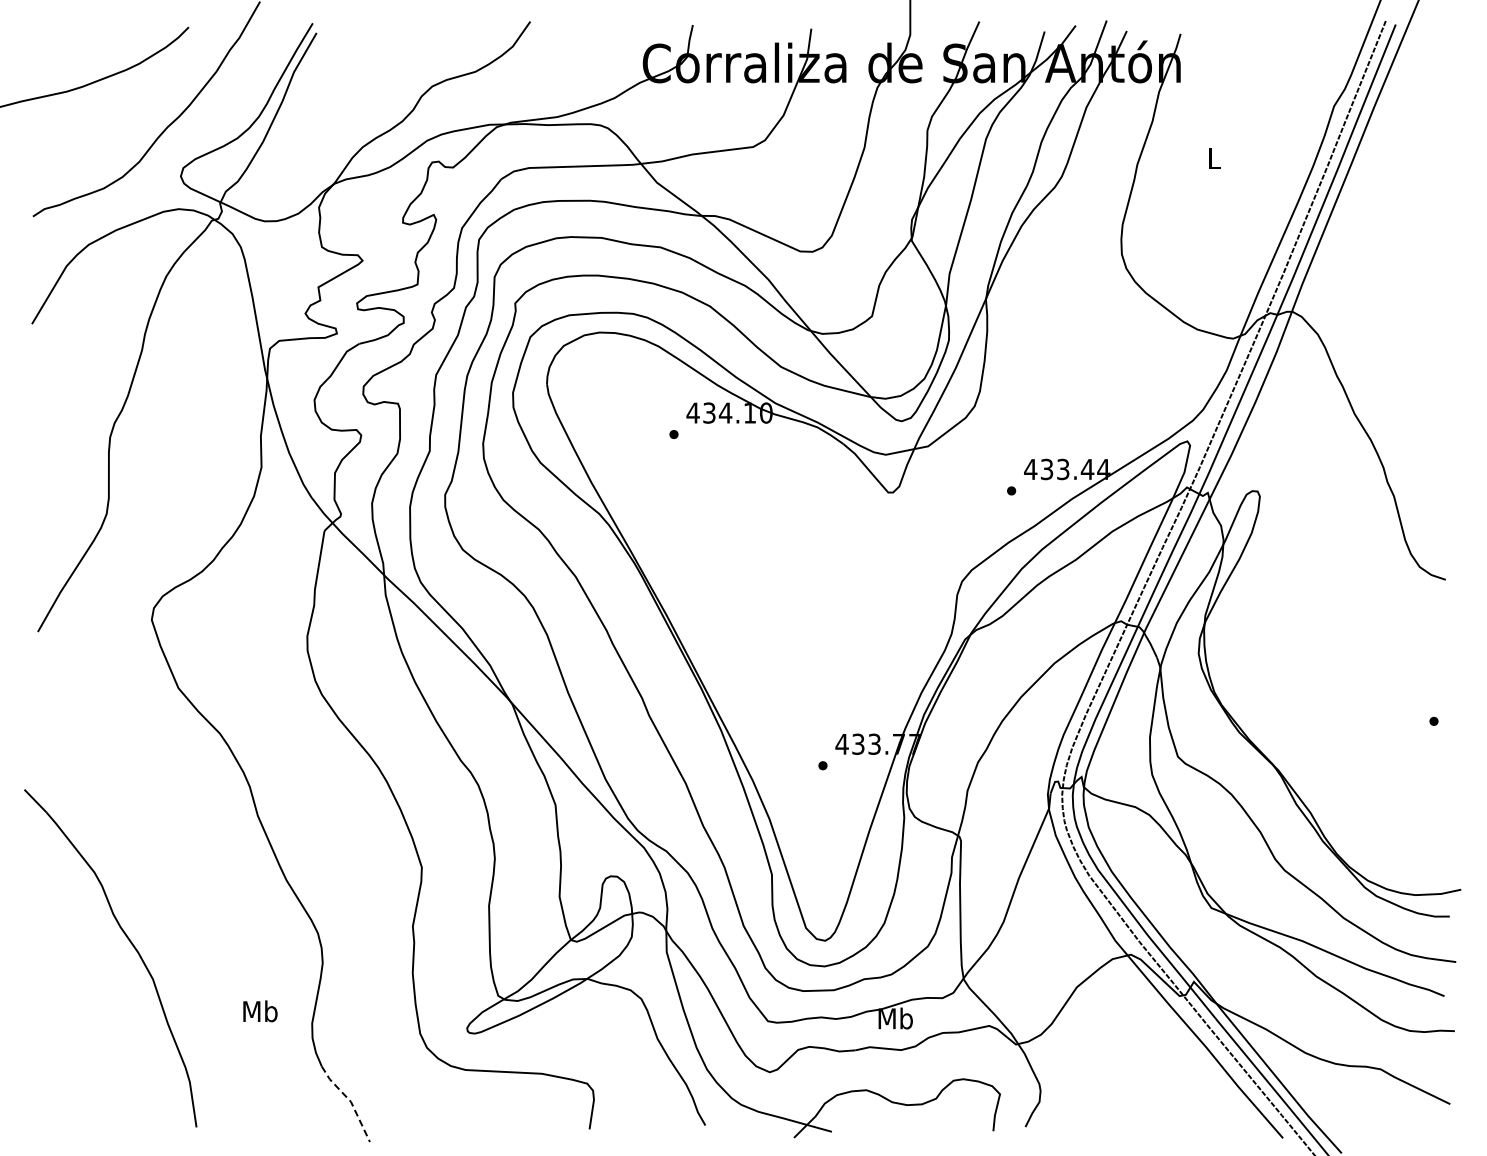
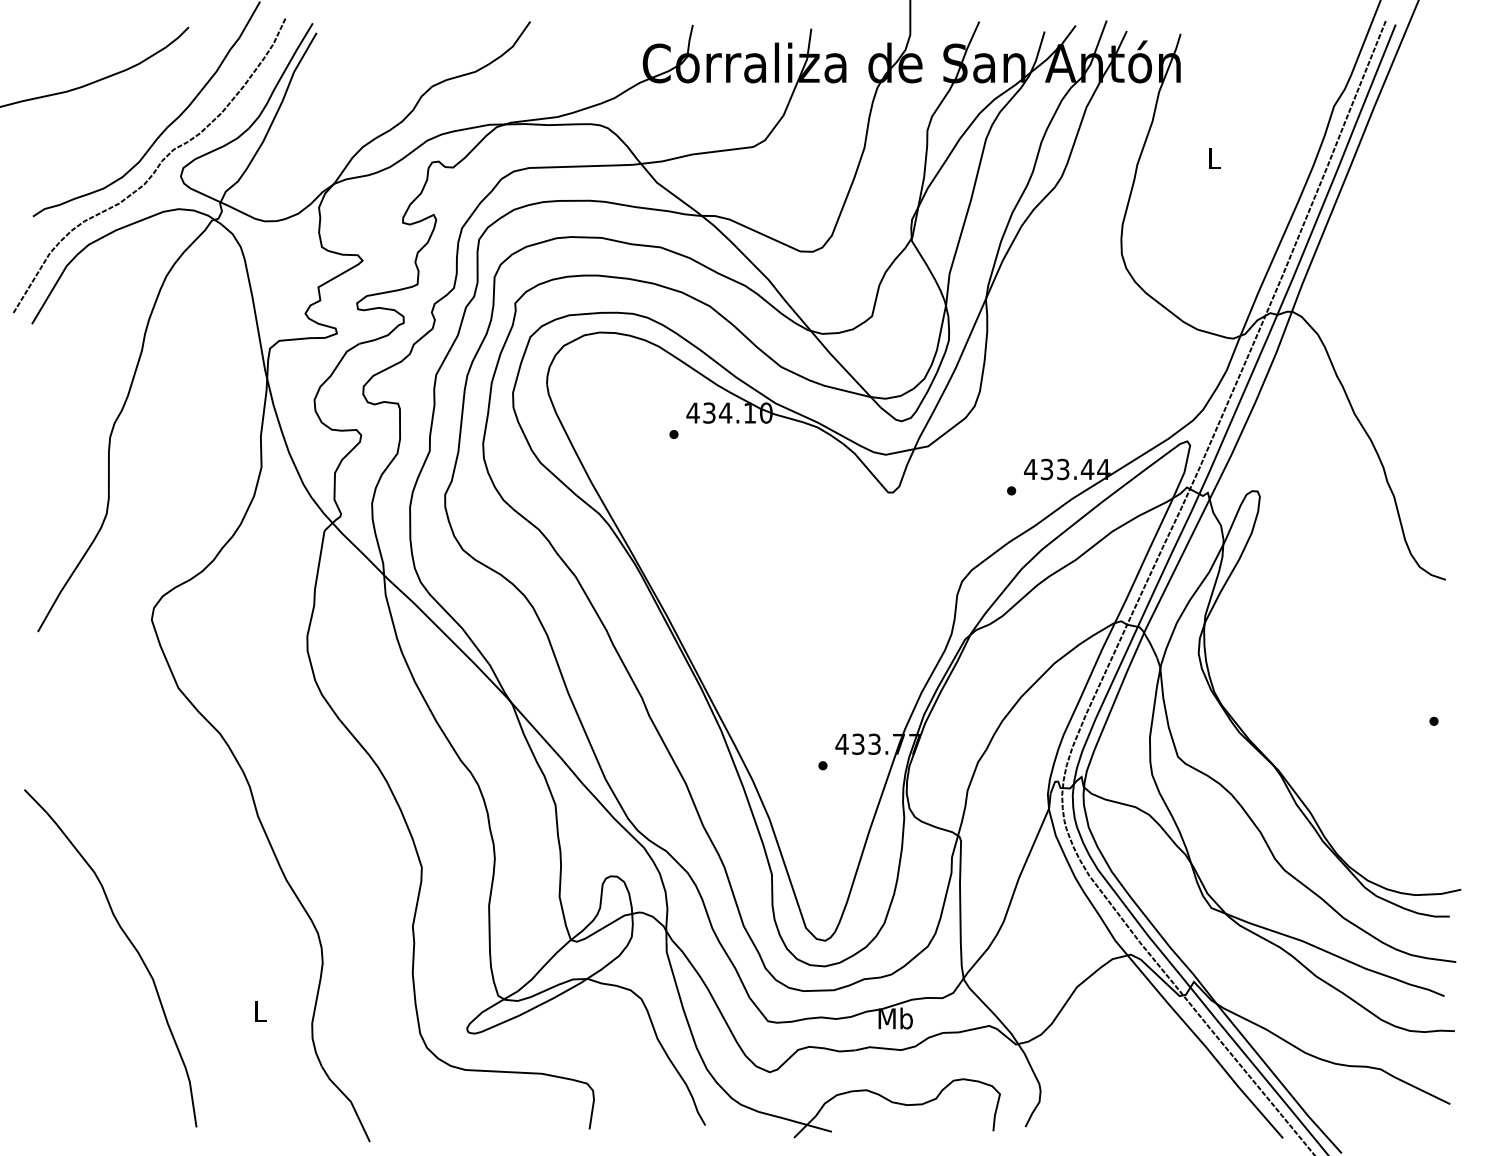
curve: none -> present (154, 170)
text: Mb -> L (260, 1011)
line: dashed -> solid (350, 1101)
